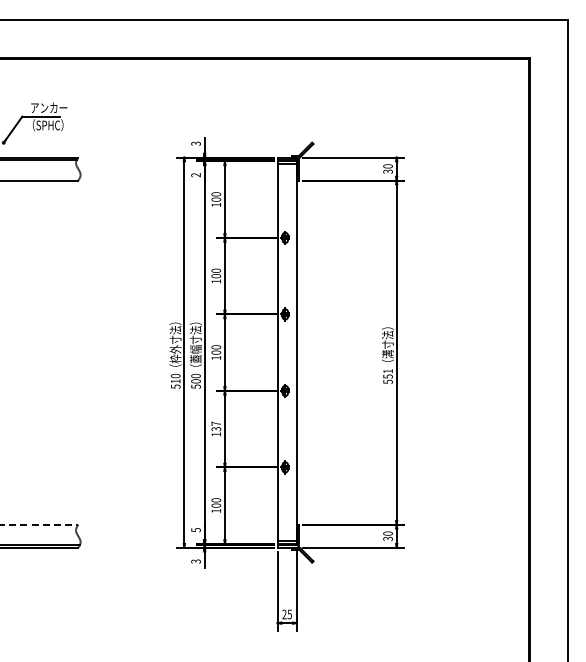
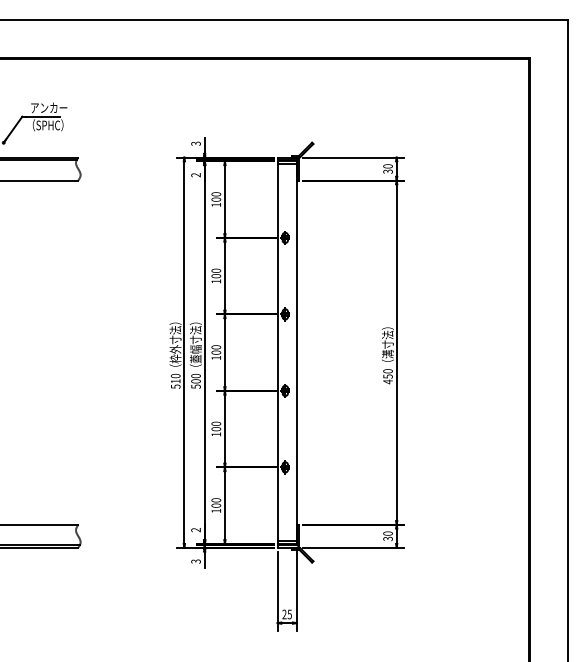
text: 551 -> 450 (387, 376)
text: 137 -> 100 (216, 426)
line: dashed -> solid (39, 524)
text: 5 -> 2 (195, 530)
